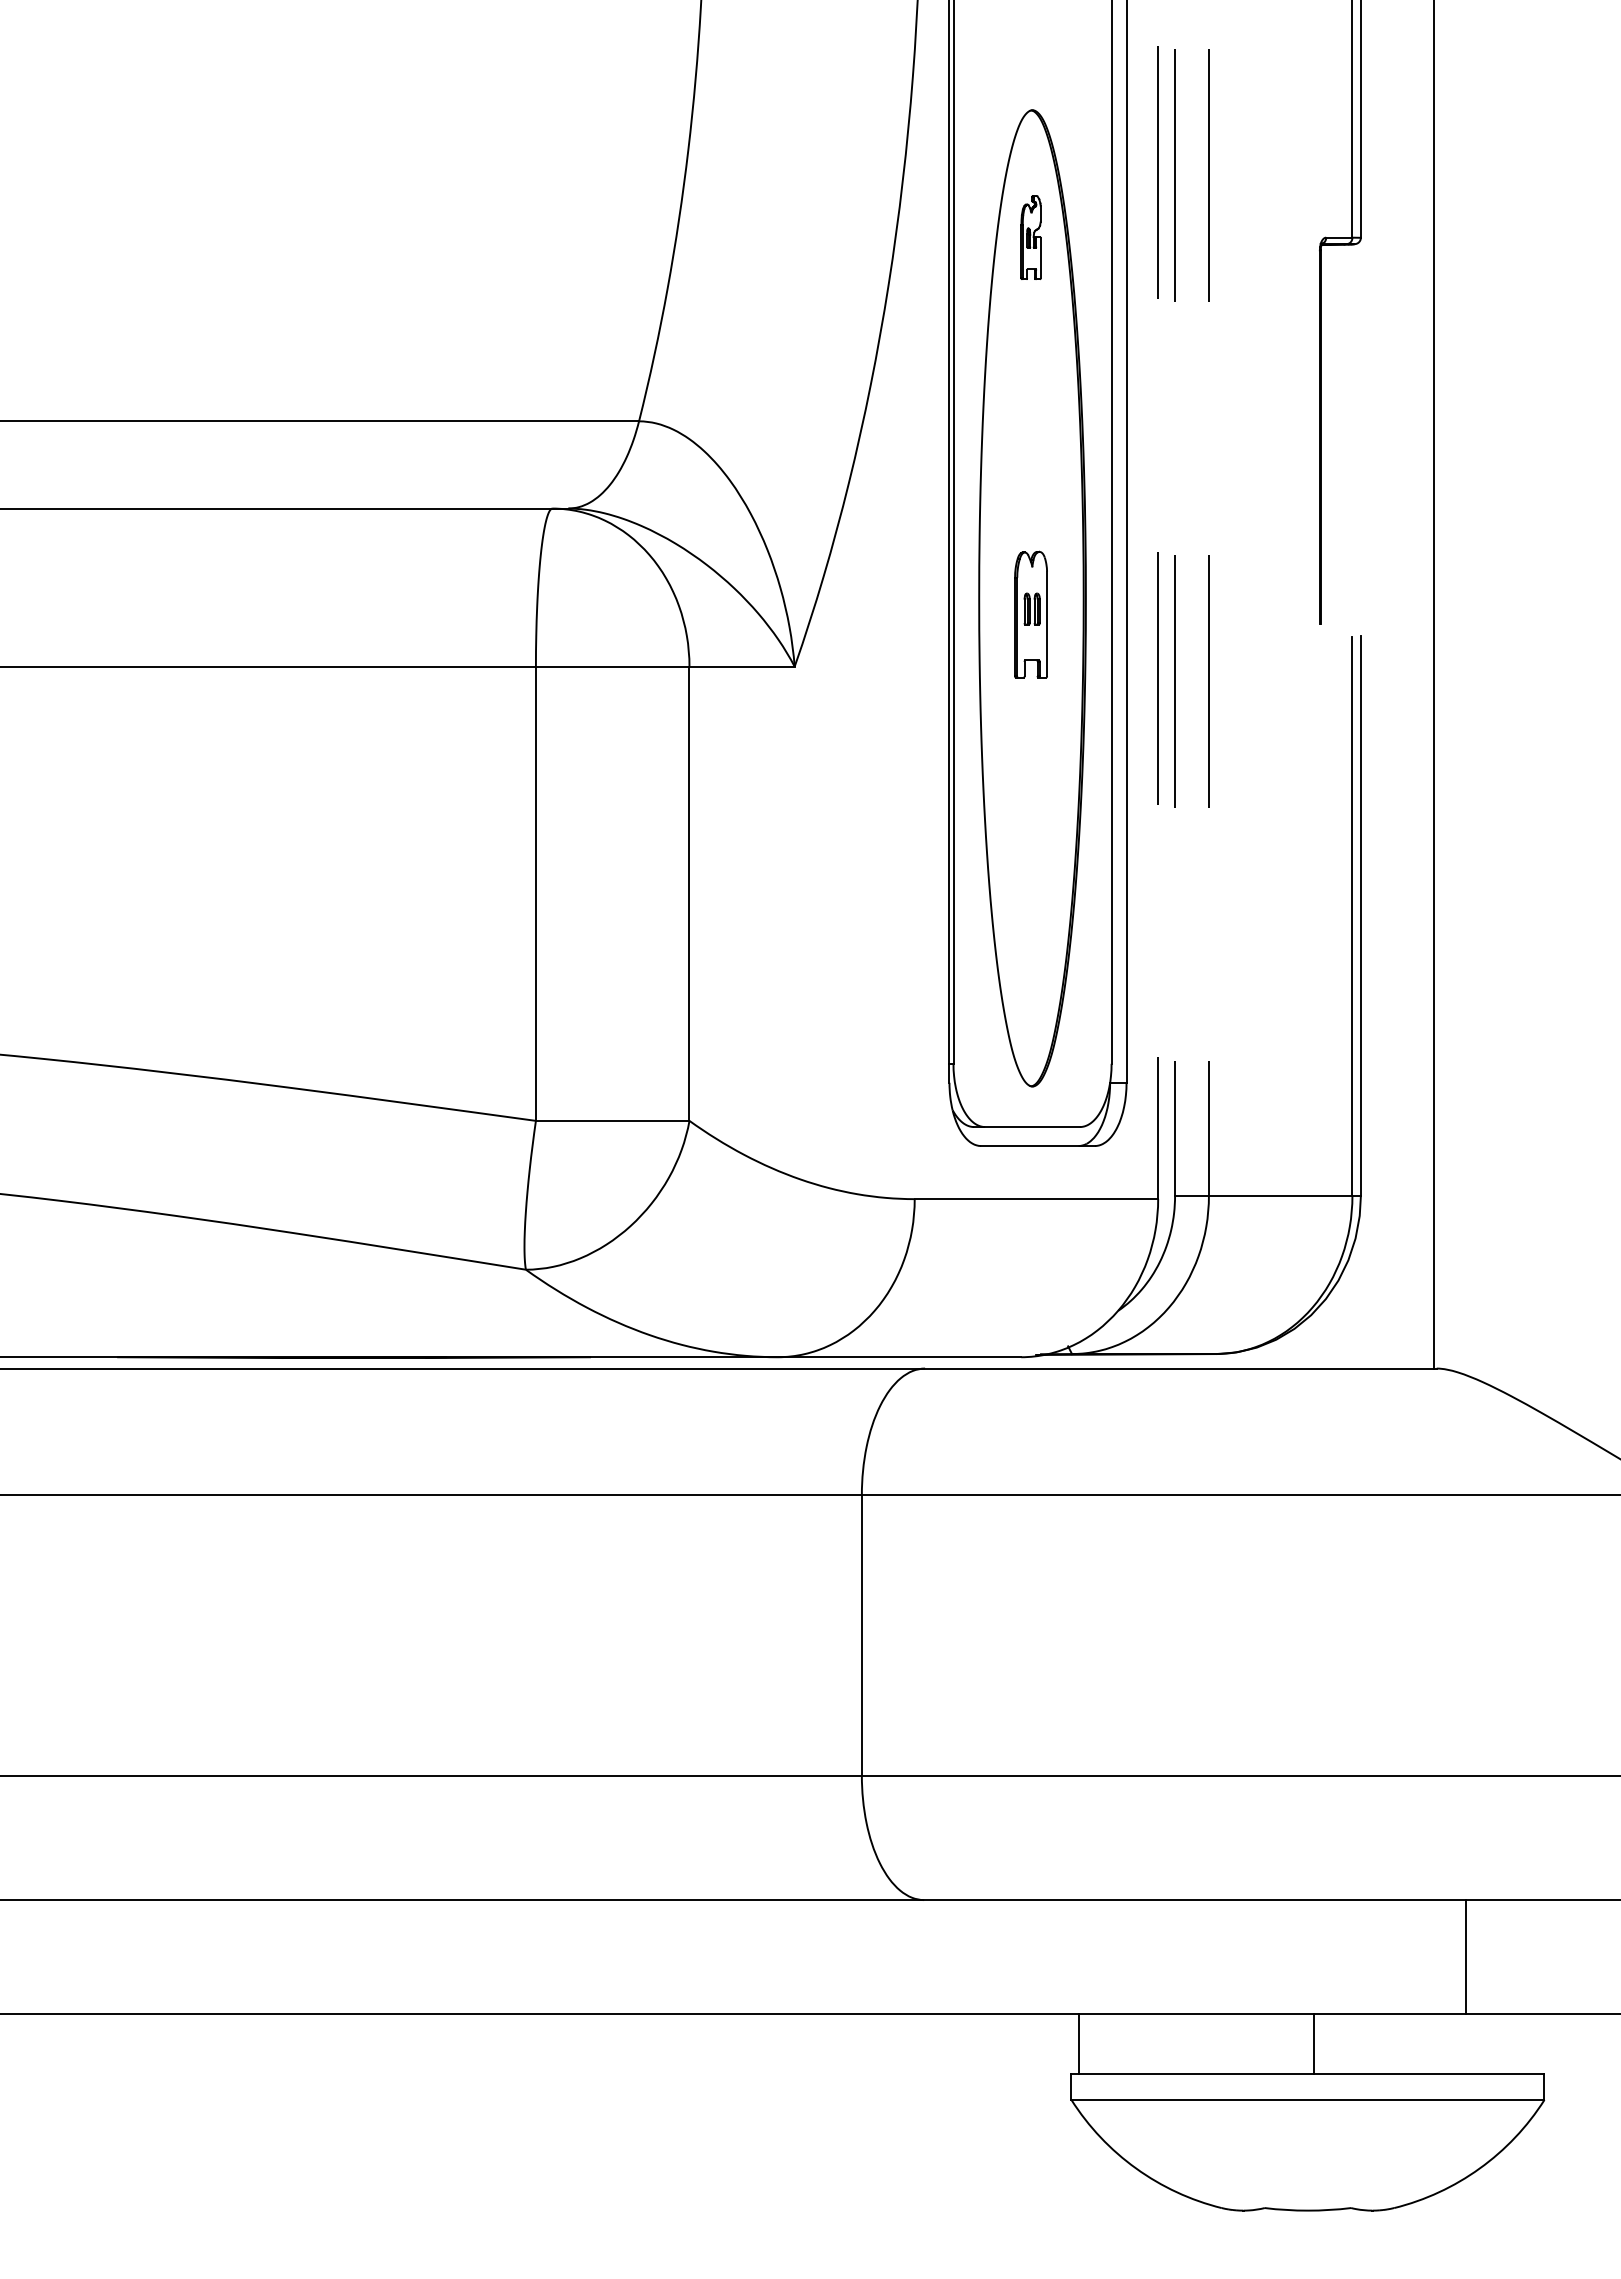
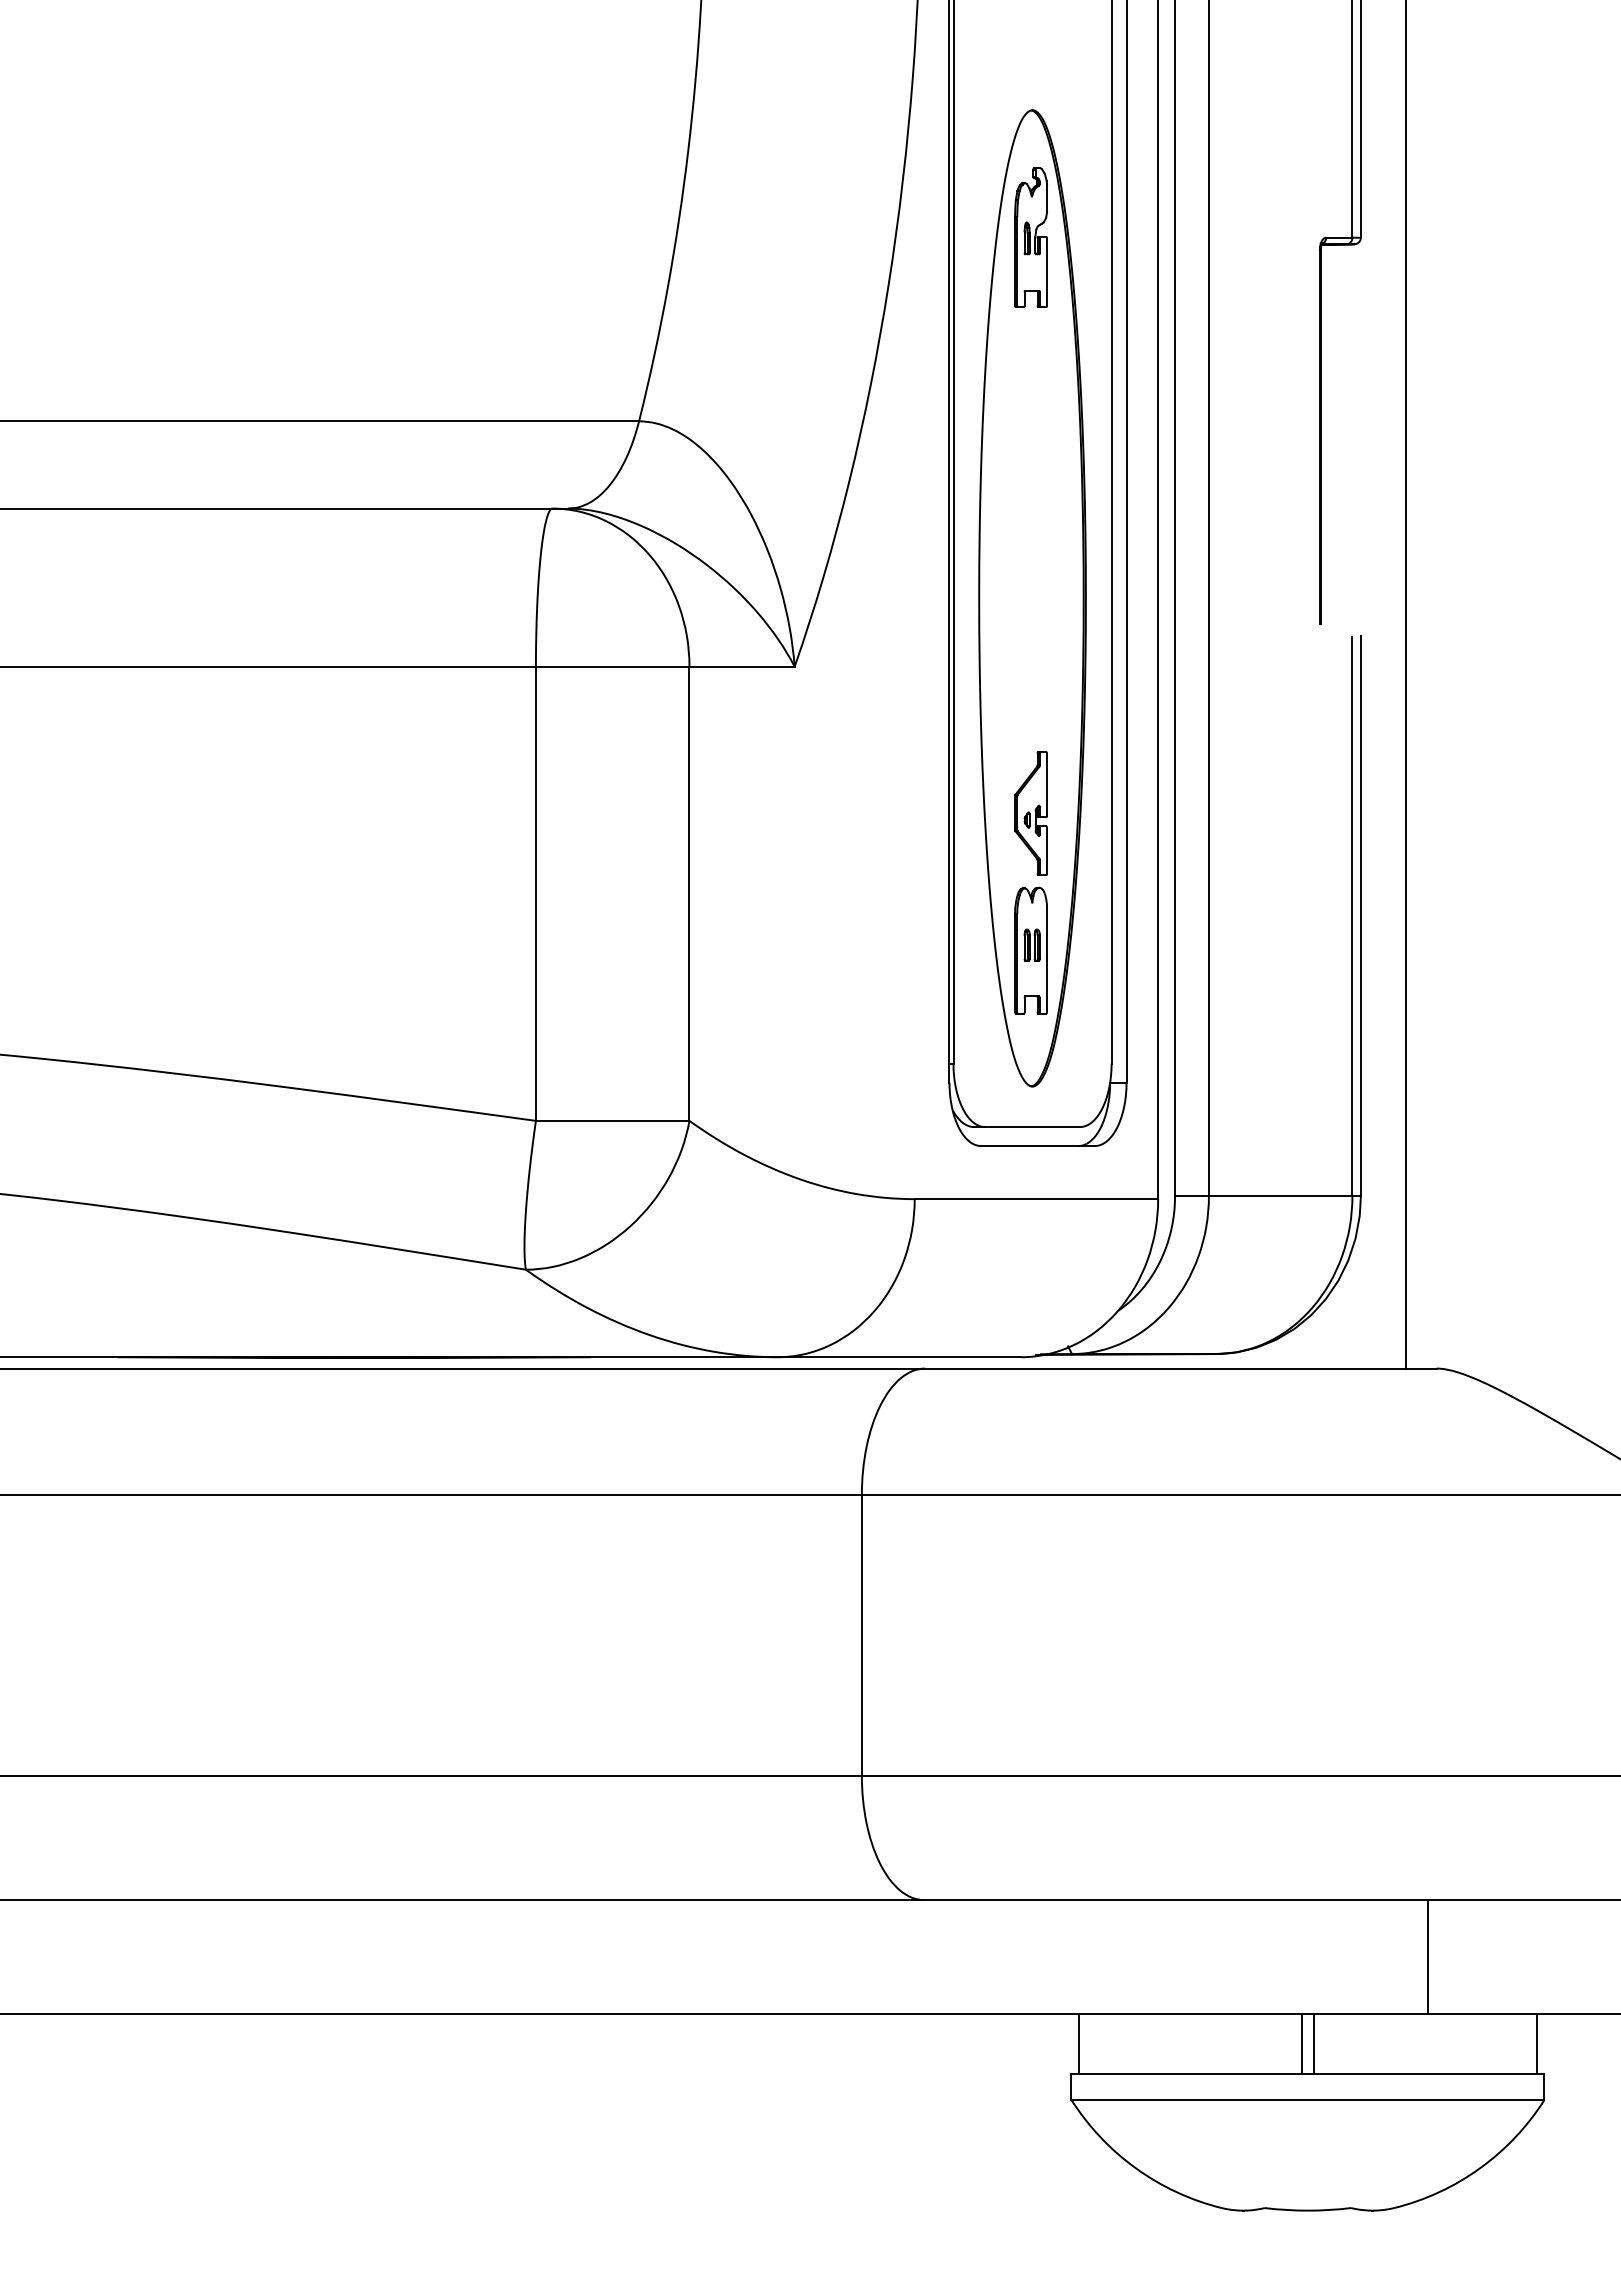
part size: 22x85 px -> 34x141 px (1030, 237)
line: dashed -> solid (1175, 598)
line: dashed -> solid (1208, 598)
line: dashed -> solid (1158, 600)
part position: (1030, 614) -> (1030, 950) (1030, 950)
line position: (1433, 685) -> (1405, 685) (1405, 685)
part: none -> present (1030, 813)
line position: (1466, 1956) -> (1428, 1956) (1428, 1956)
line: none -> present (1301, 2043)
line: none -> present (1537, 2043)
